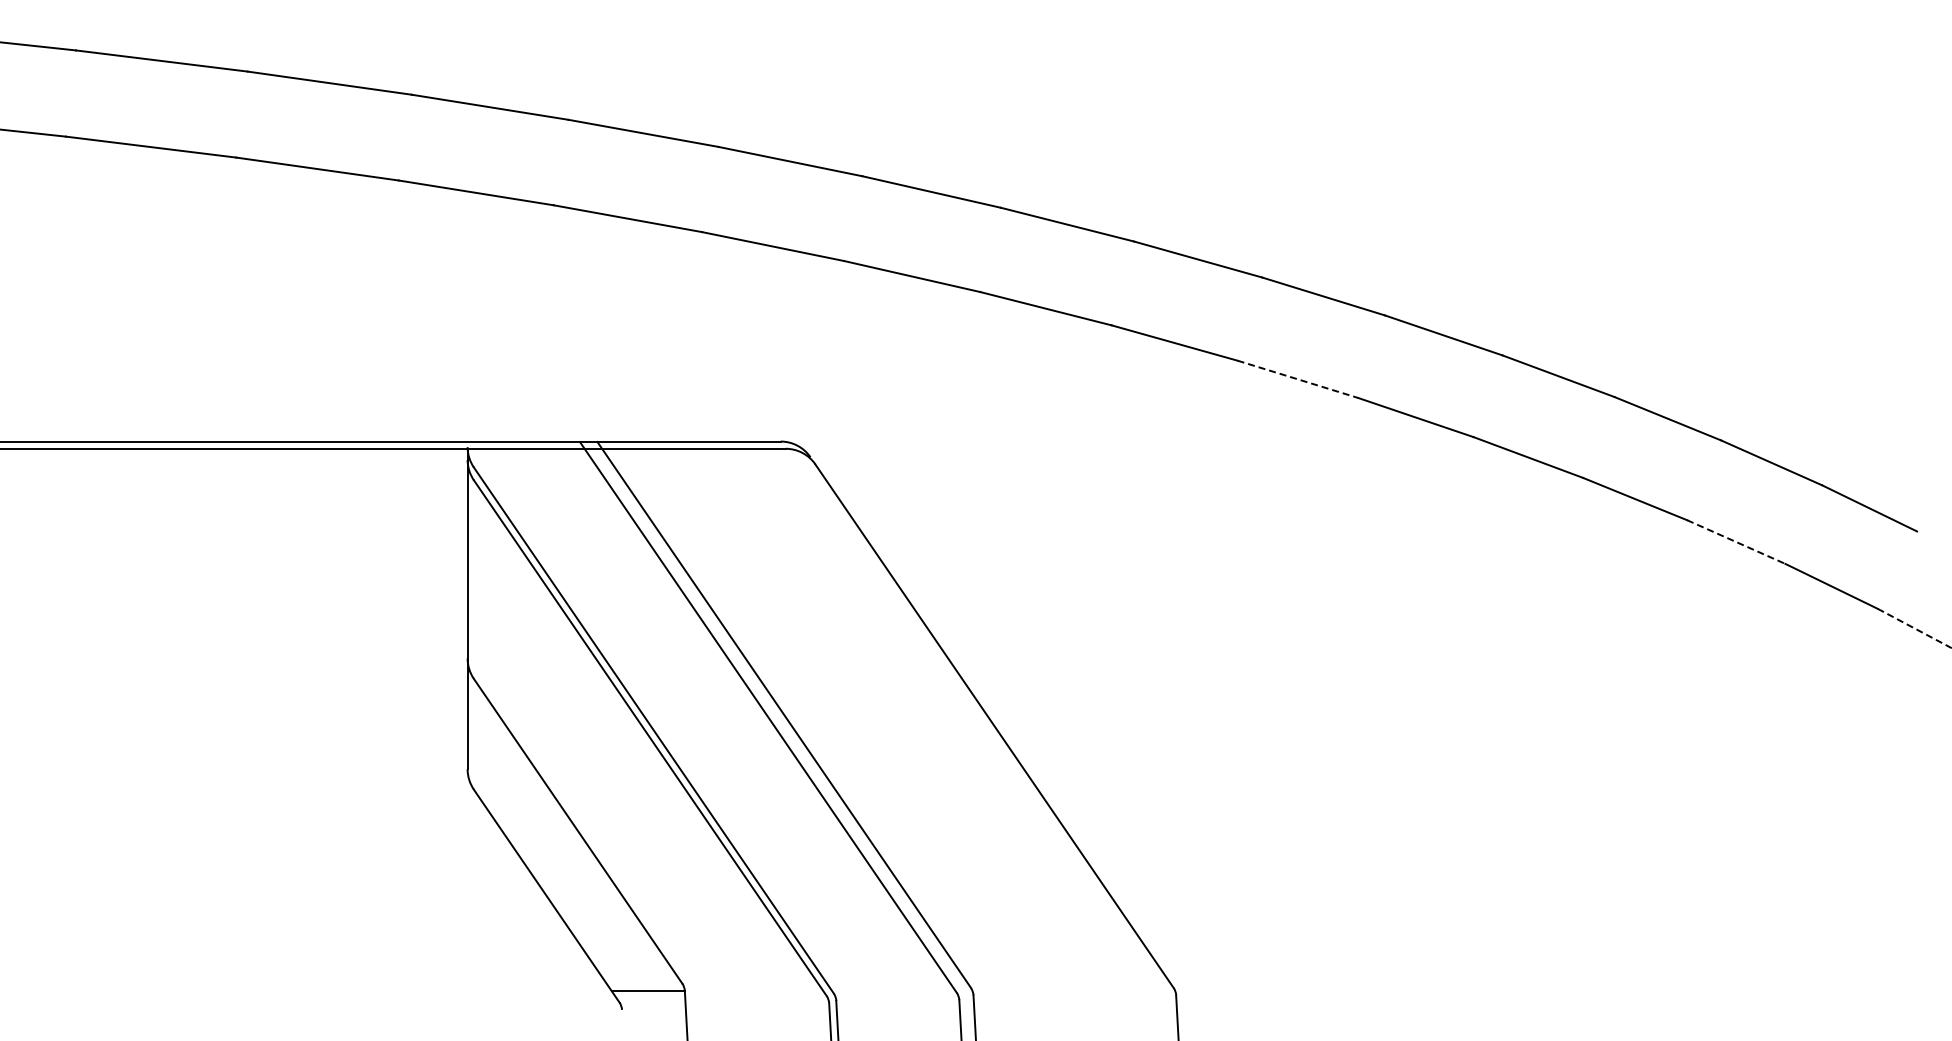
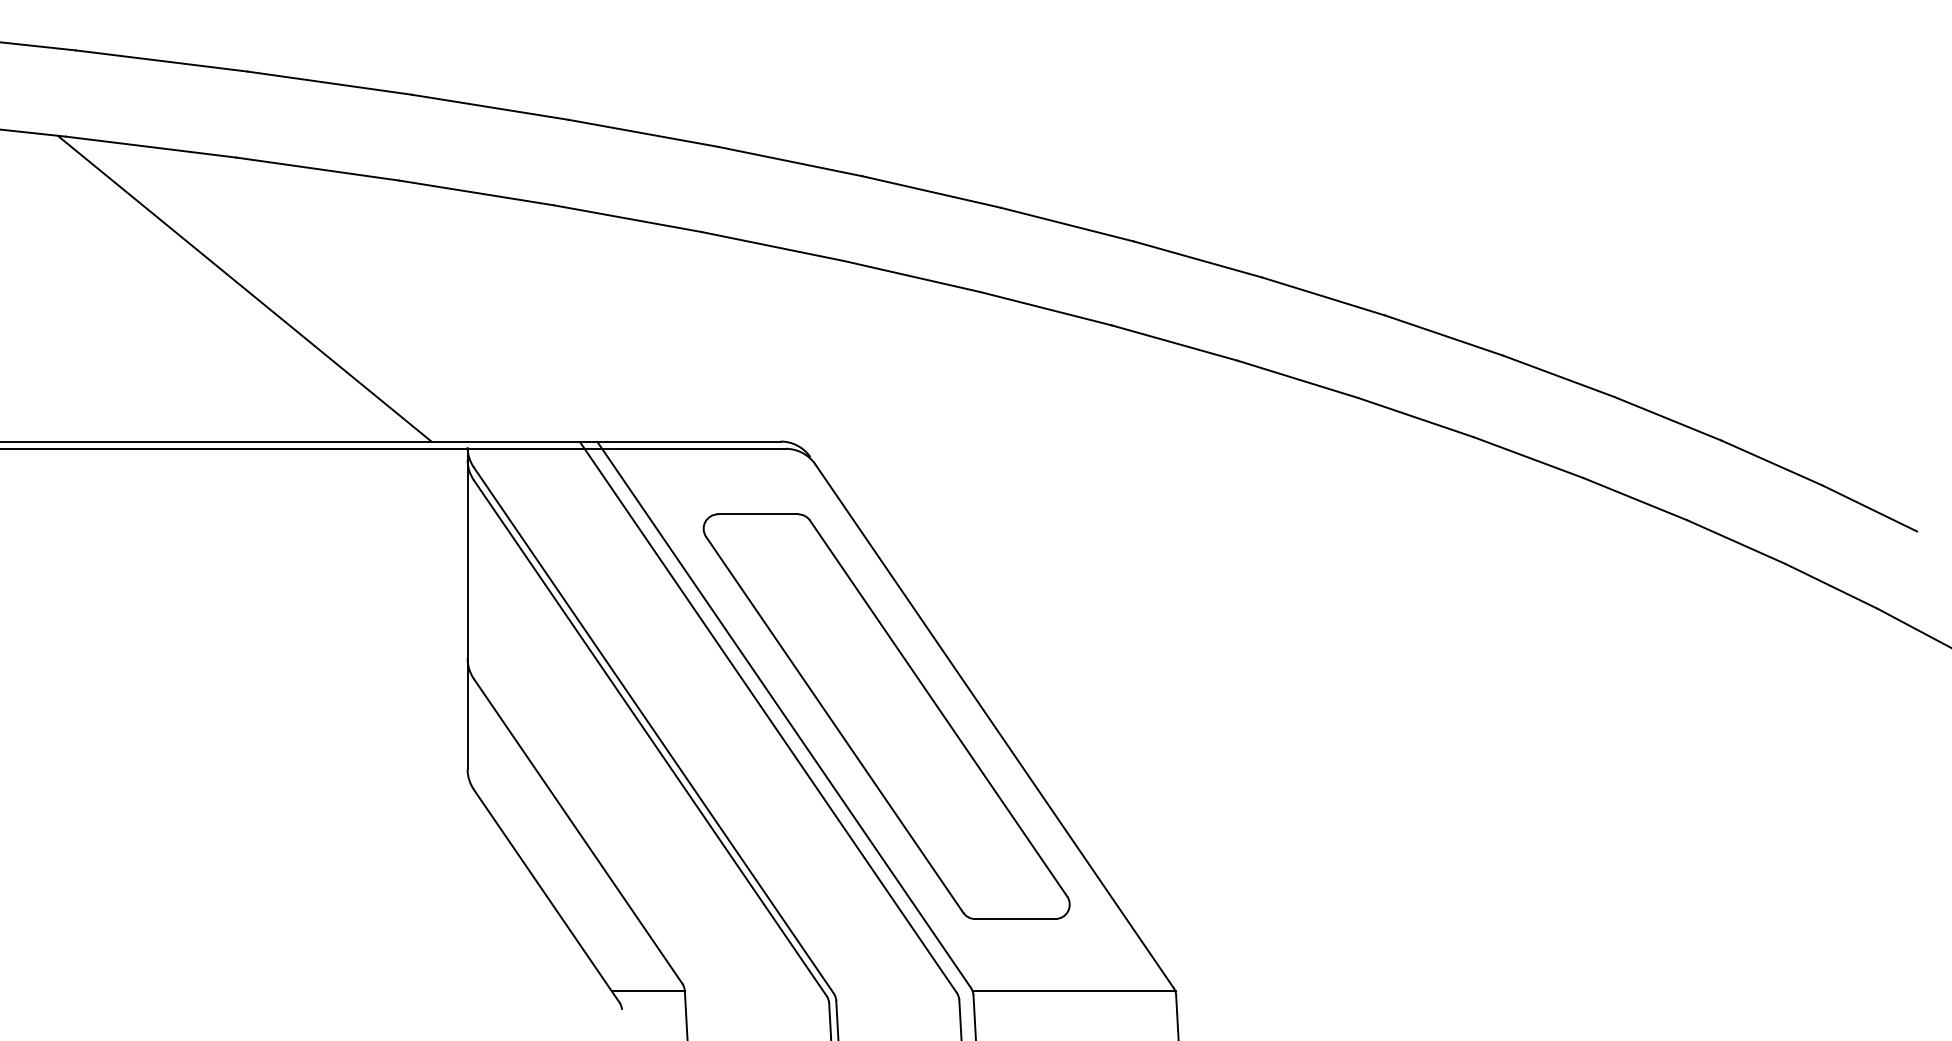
line: none -> present (244, 288)
line: dashed -> solid (1298, 379)
line: dashed -> solid (1736, 542)
line: dashed -> solid (1914, 628)
part: none -> present (886, 716)
line: none -> present (1074, 991)
